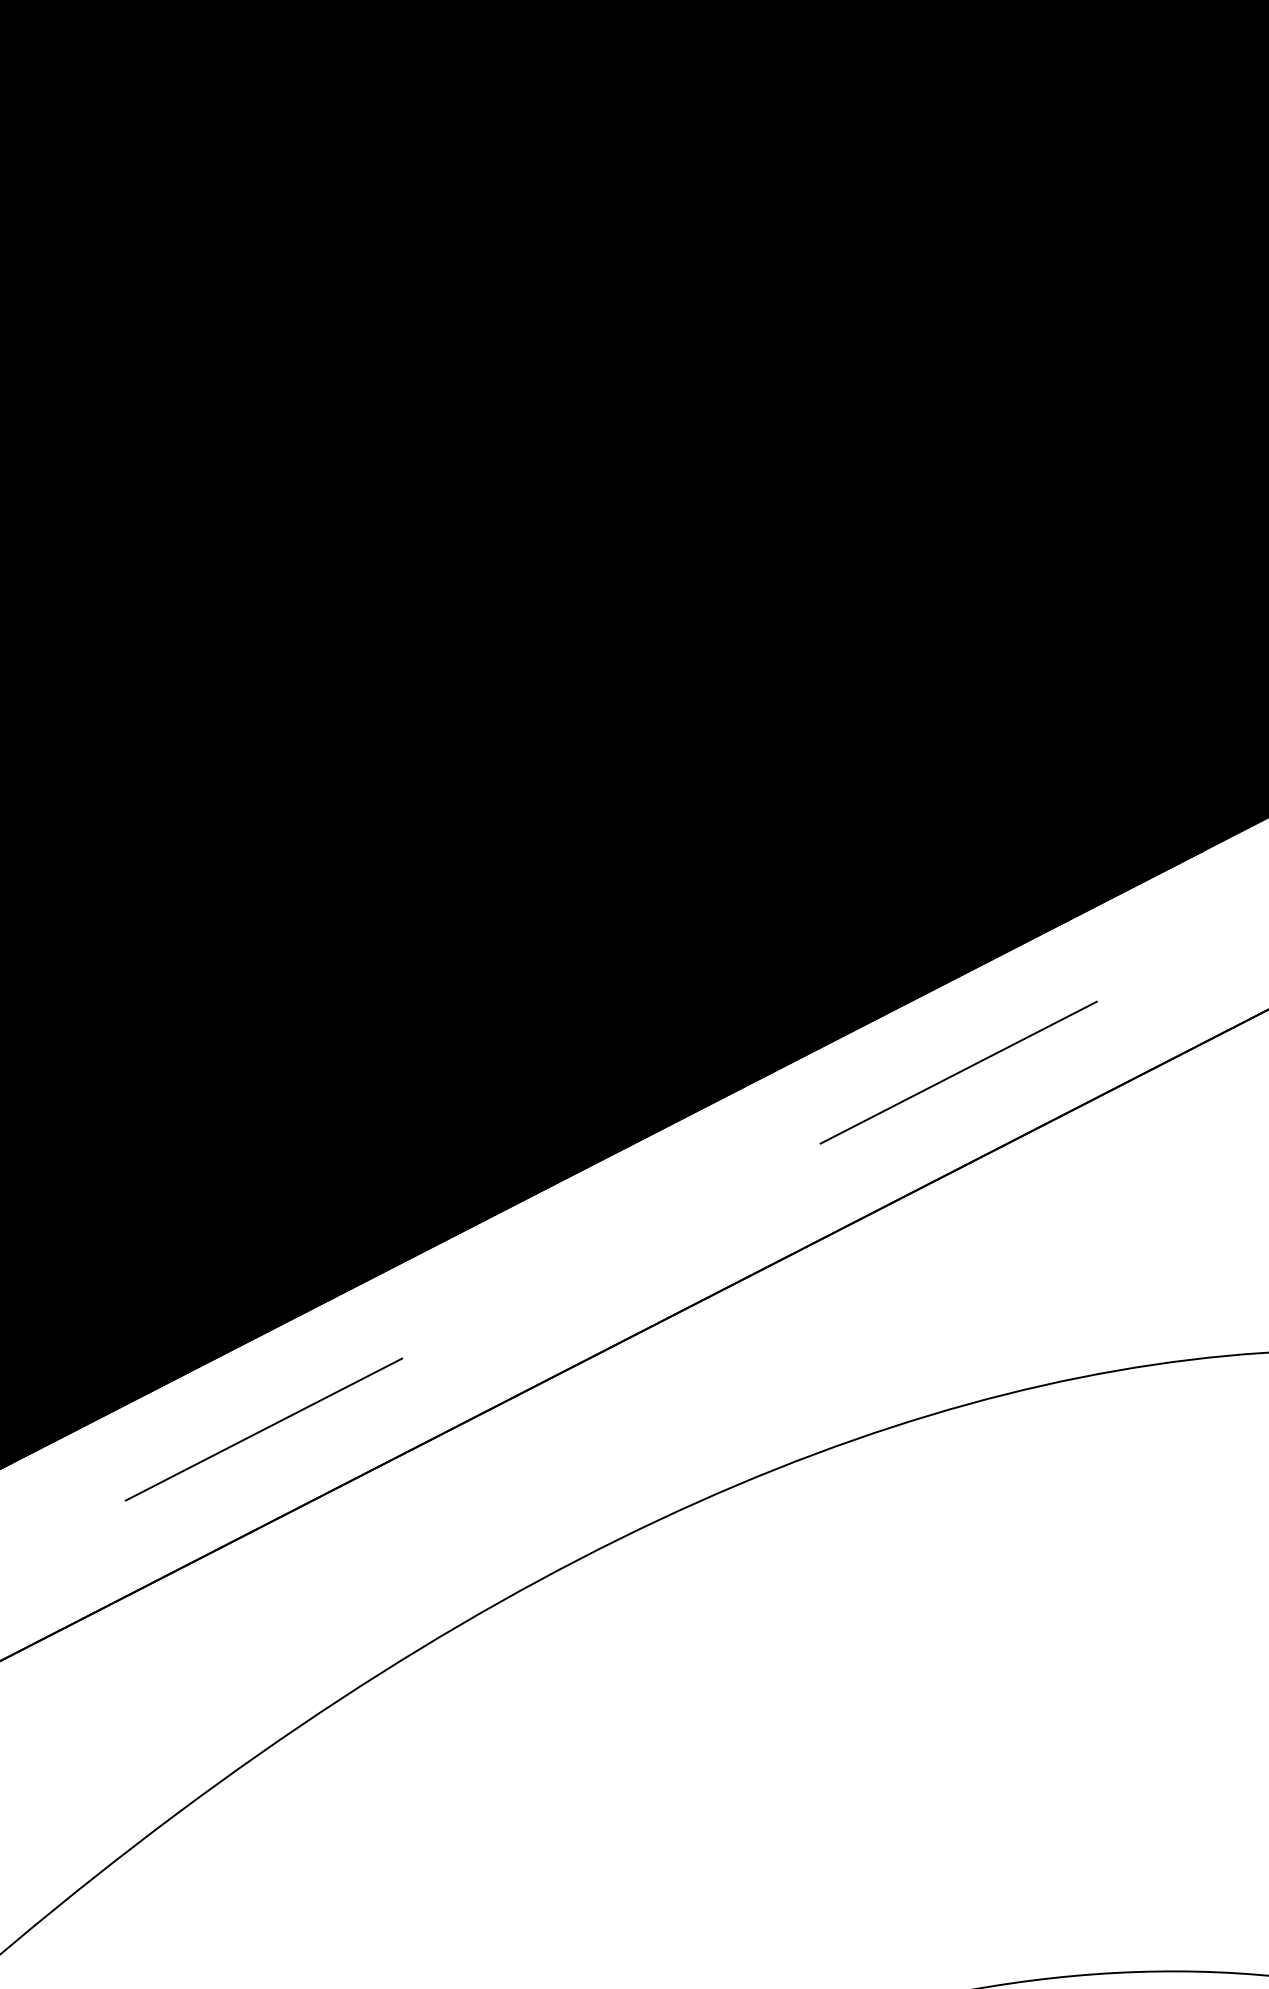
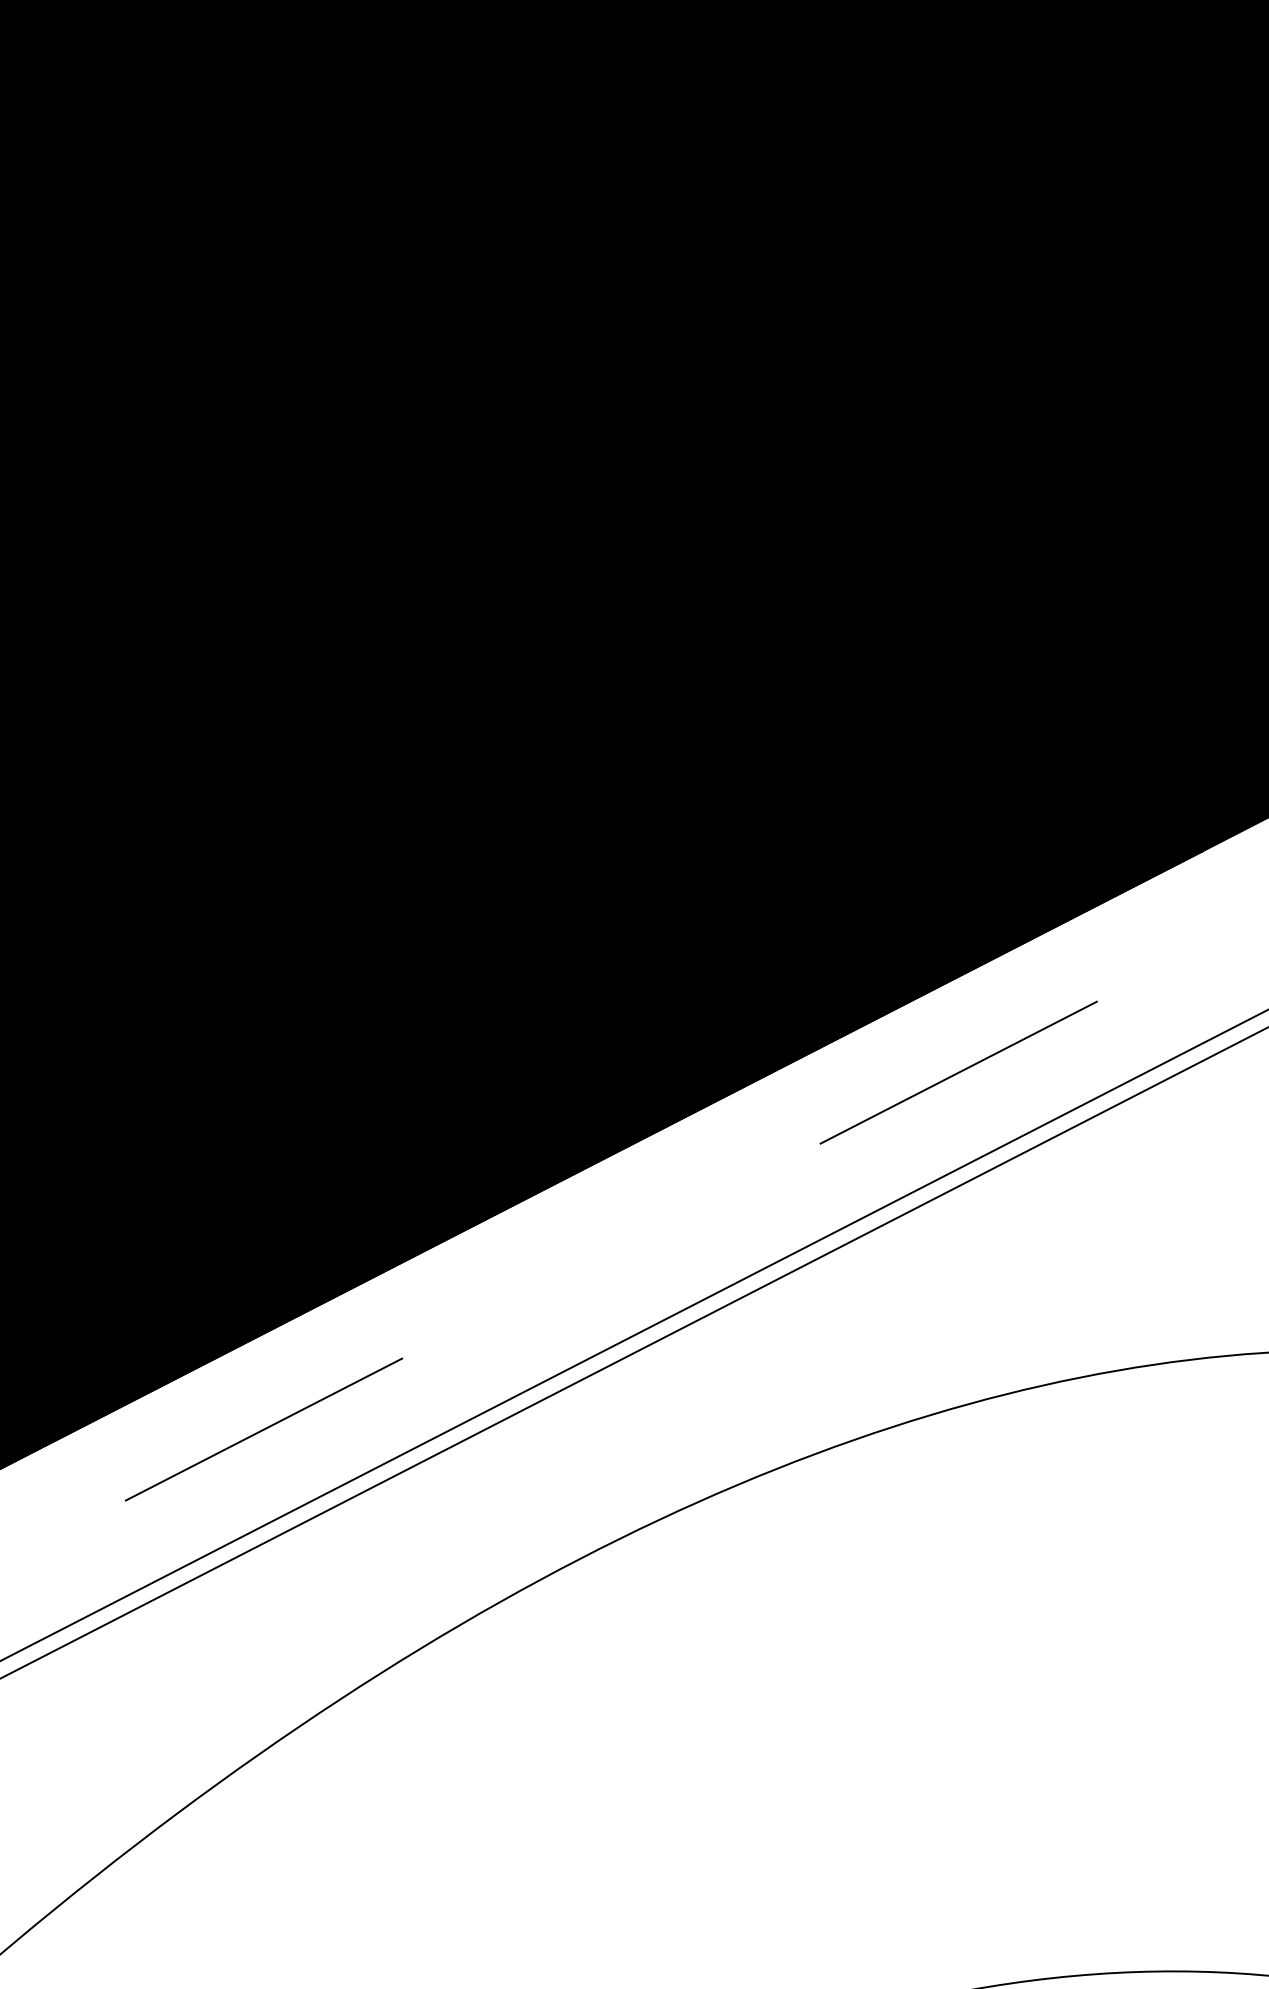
line position: (633, 1335) -> (633, 1352) (633, 1352)
